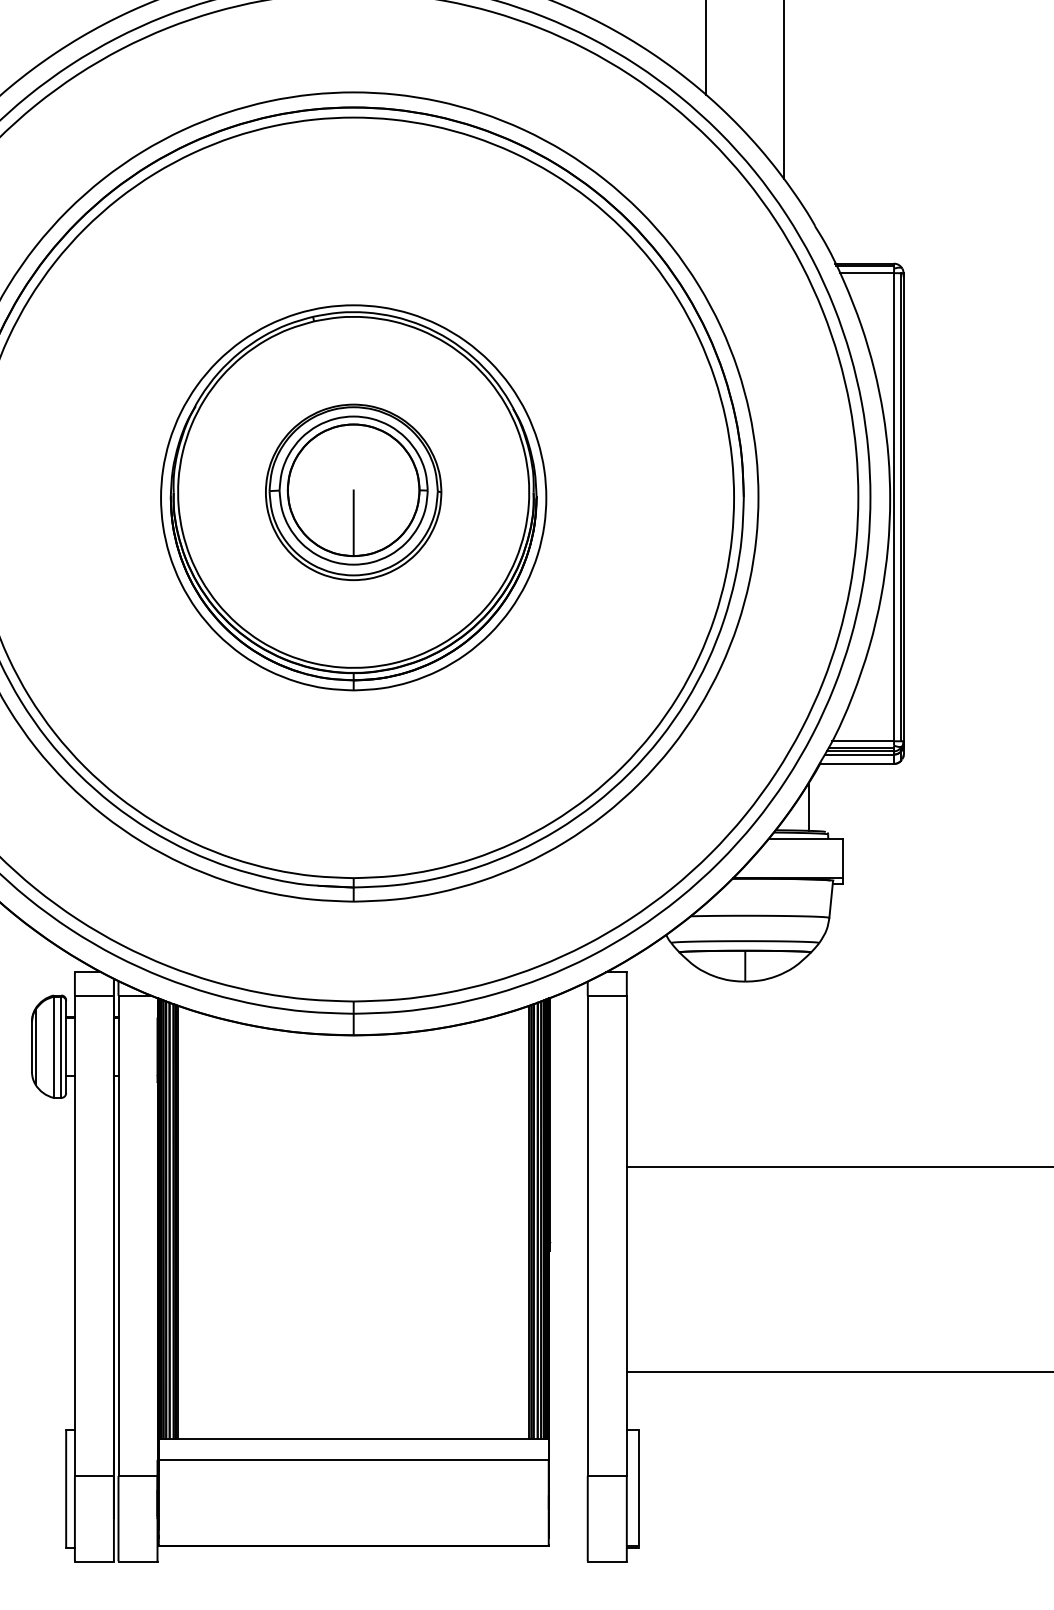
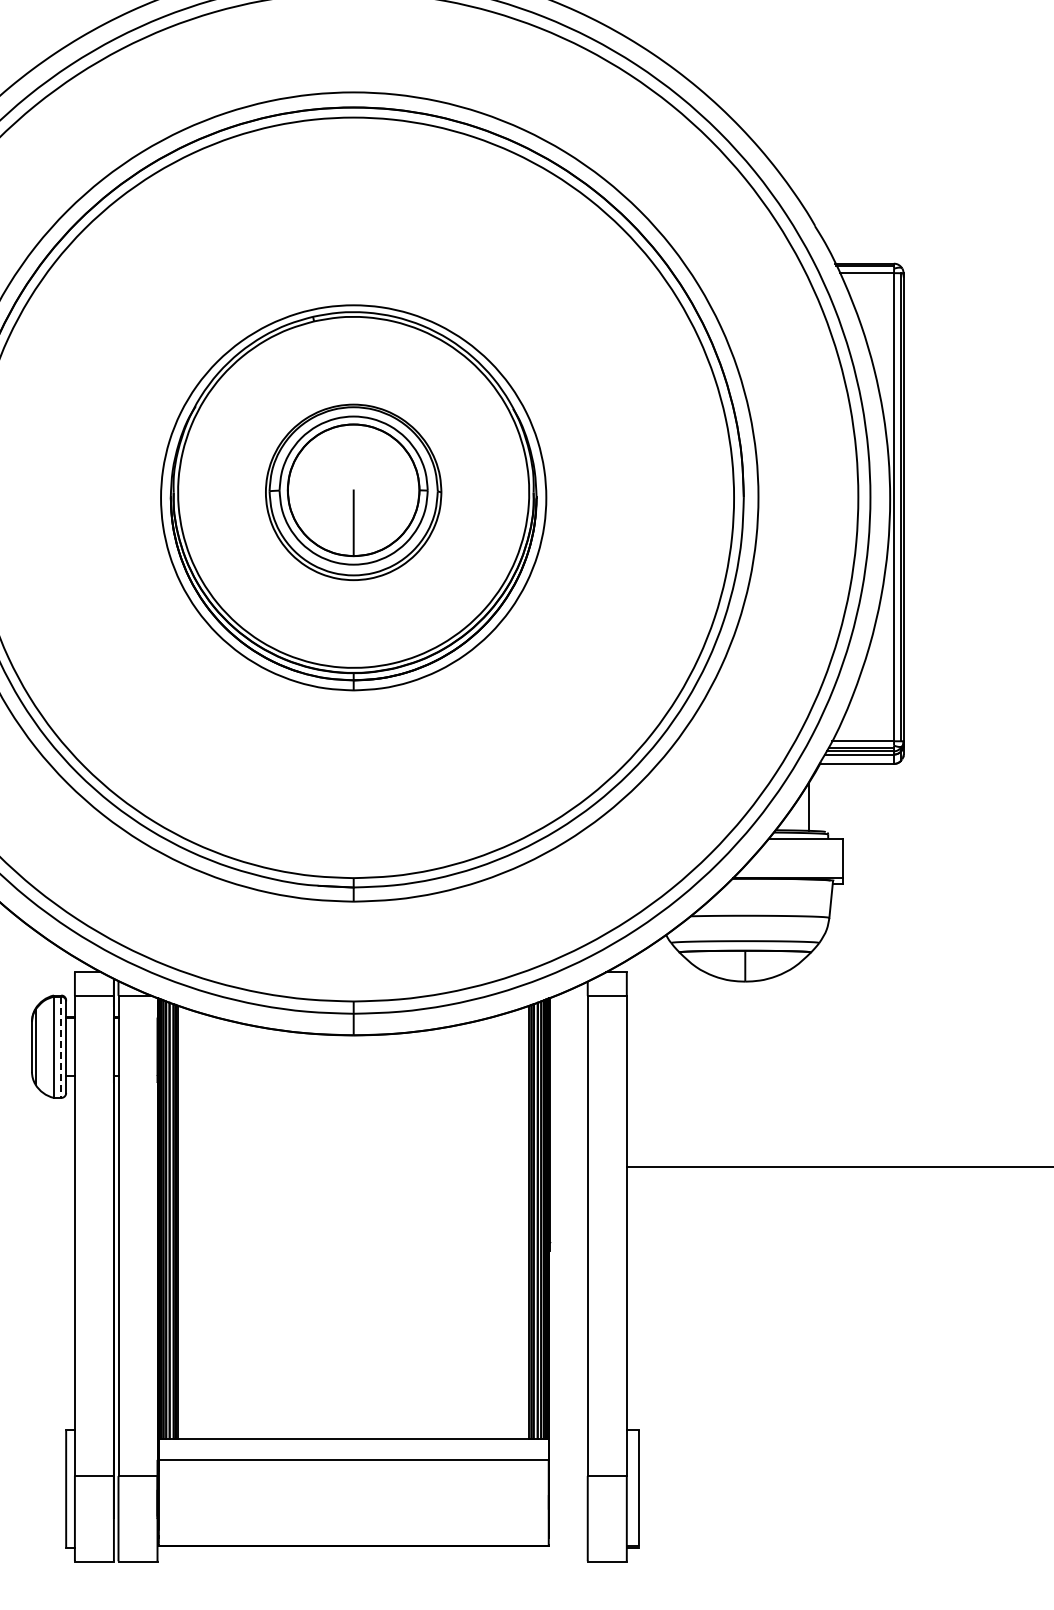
line: present -> none (706, 48)
line: present -> none (784, 90)
line: solid -> dashed (61, 1047)
line: present -> none (838, 1372)
